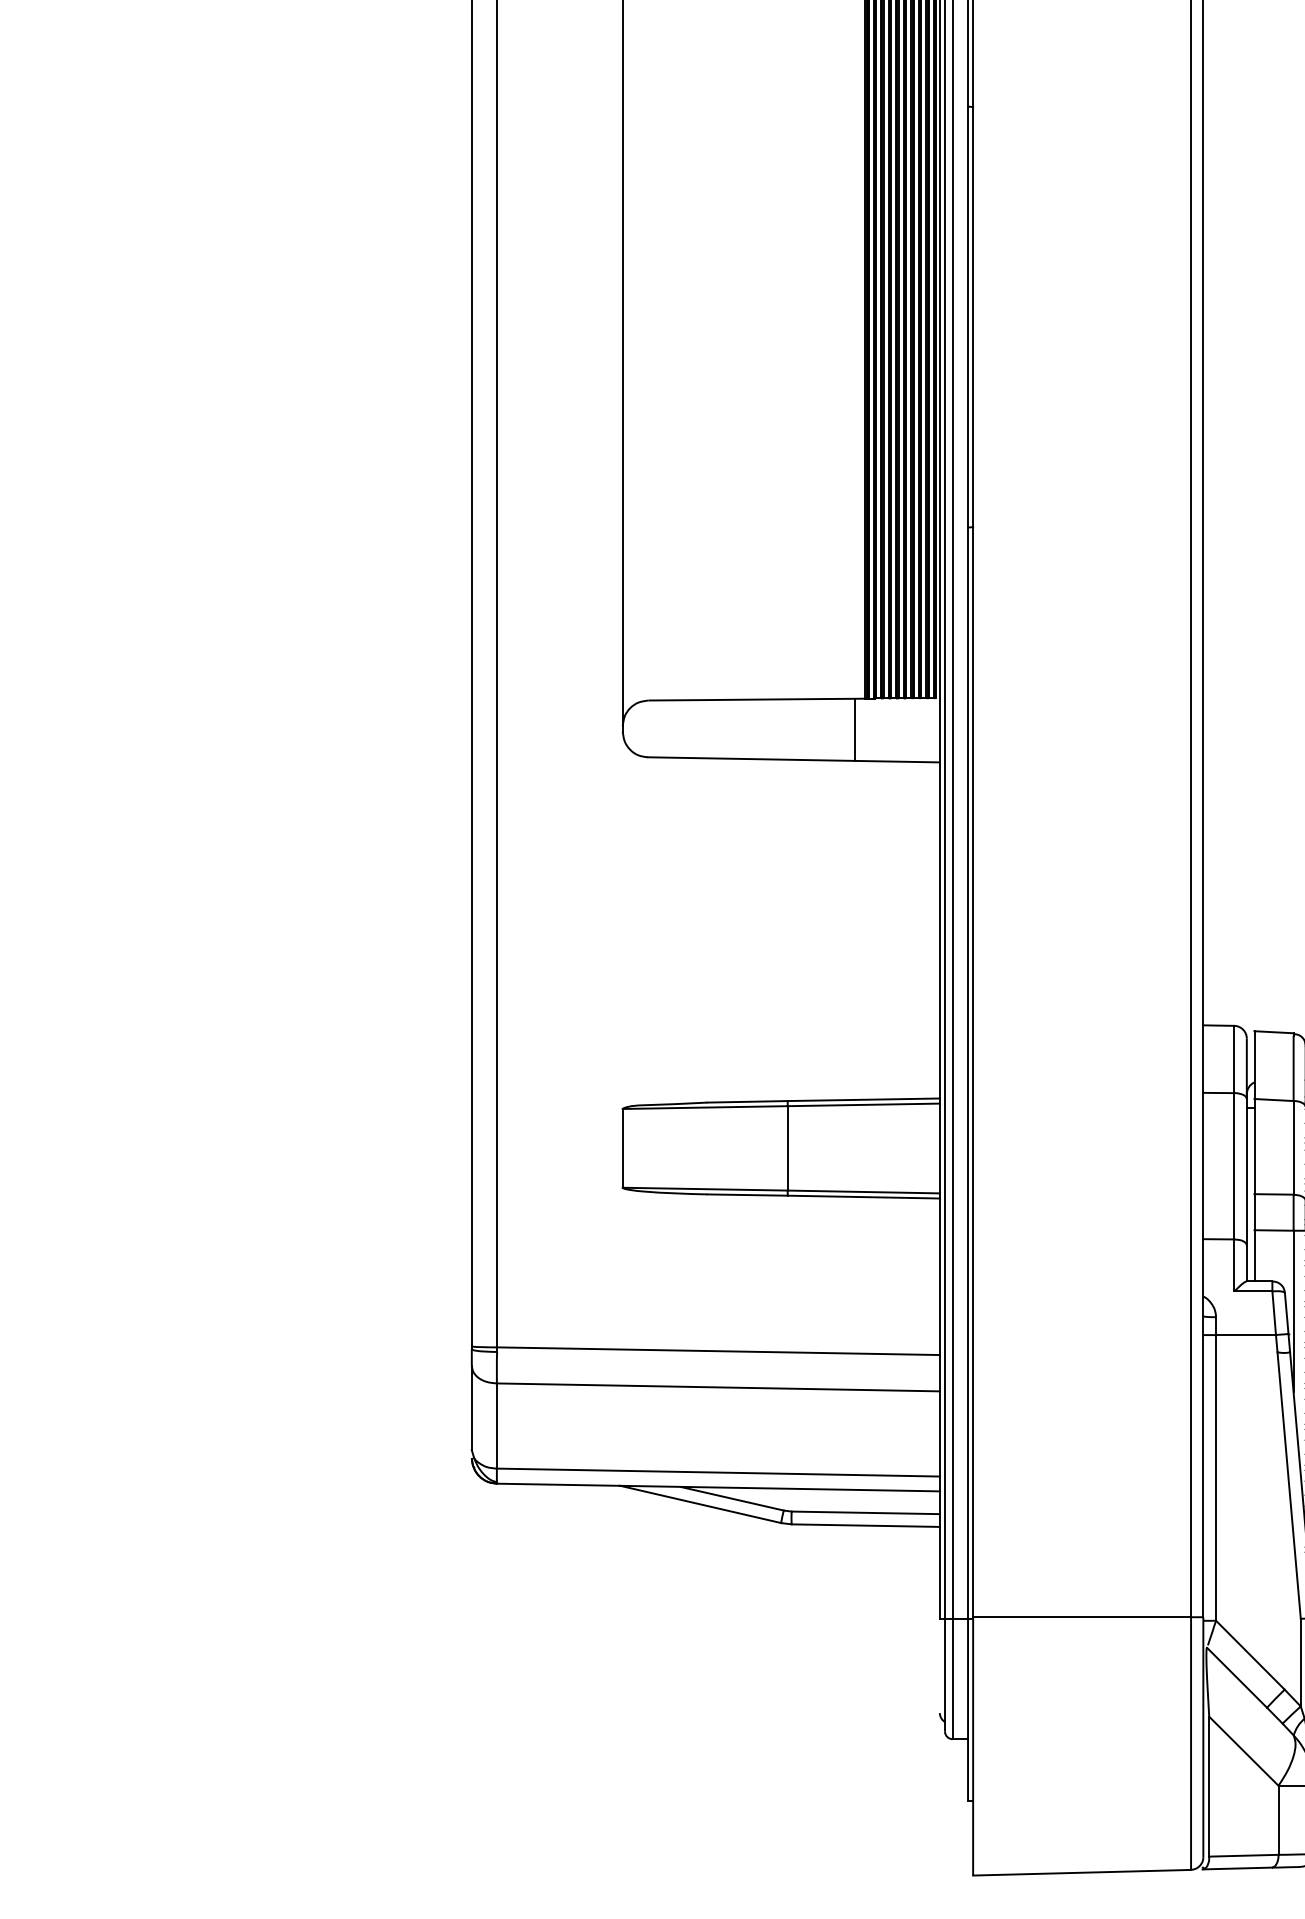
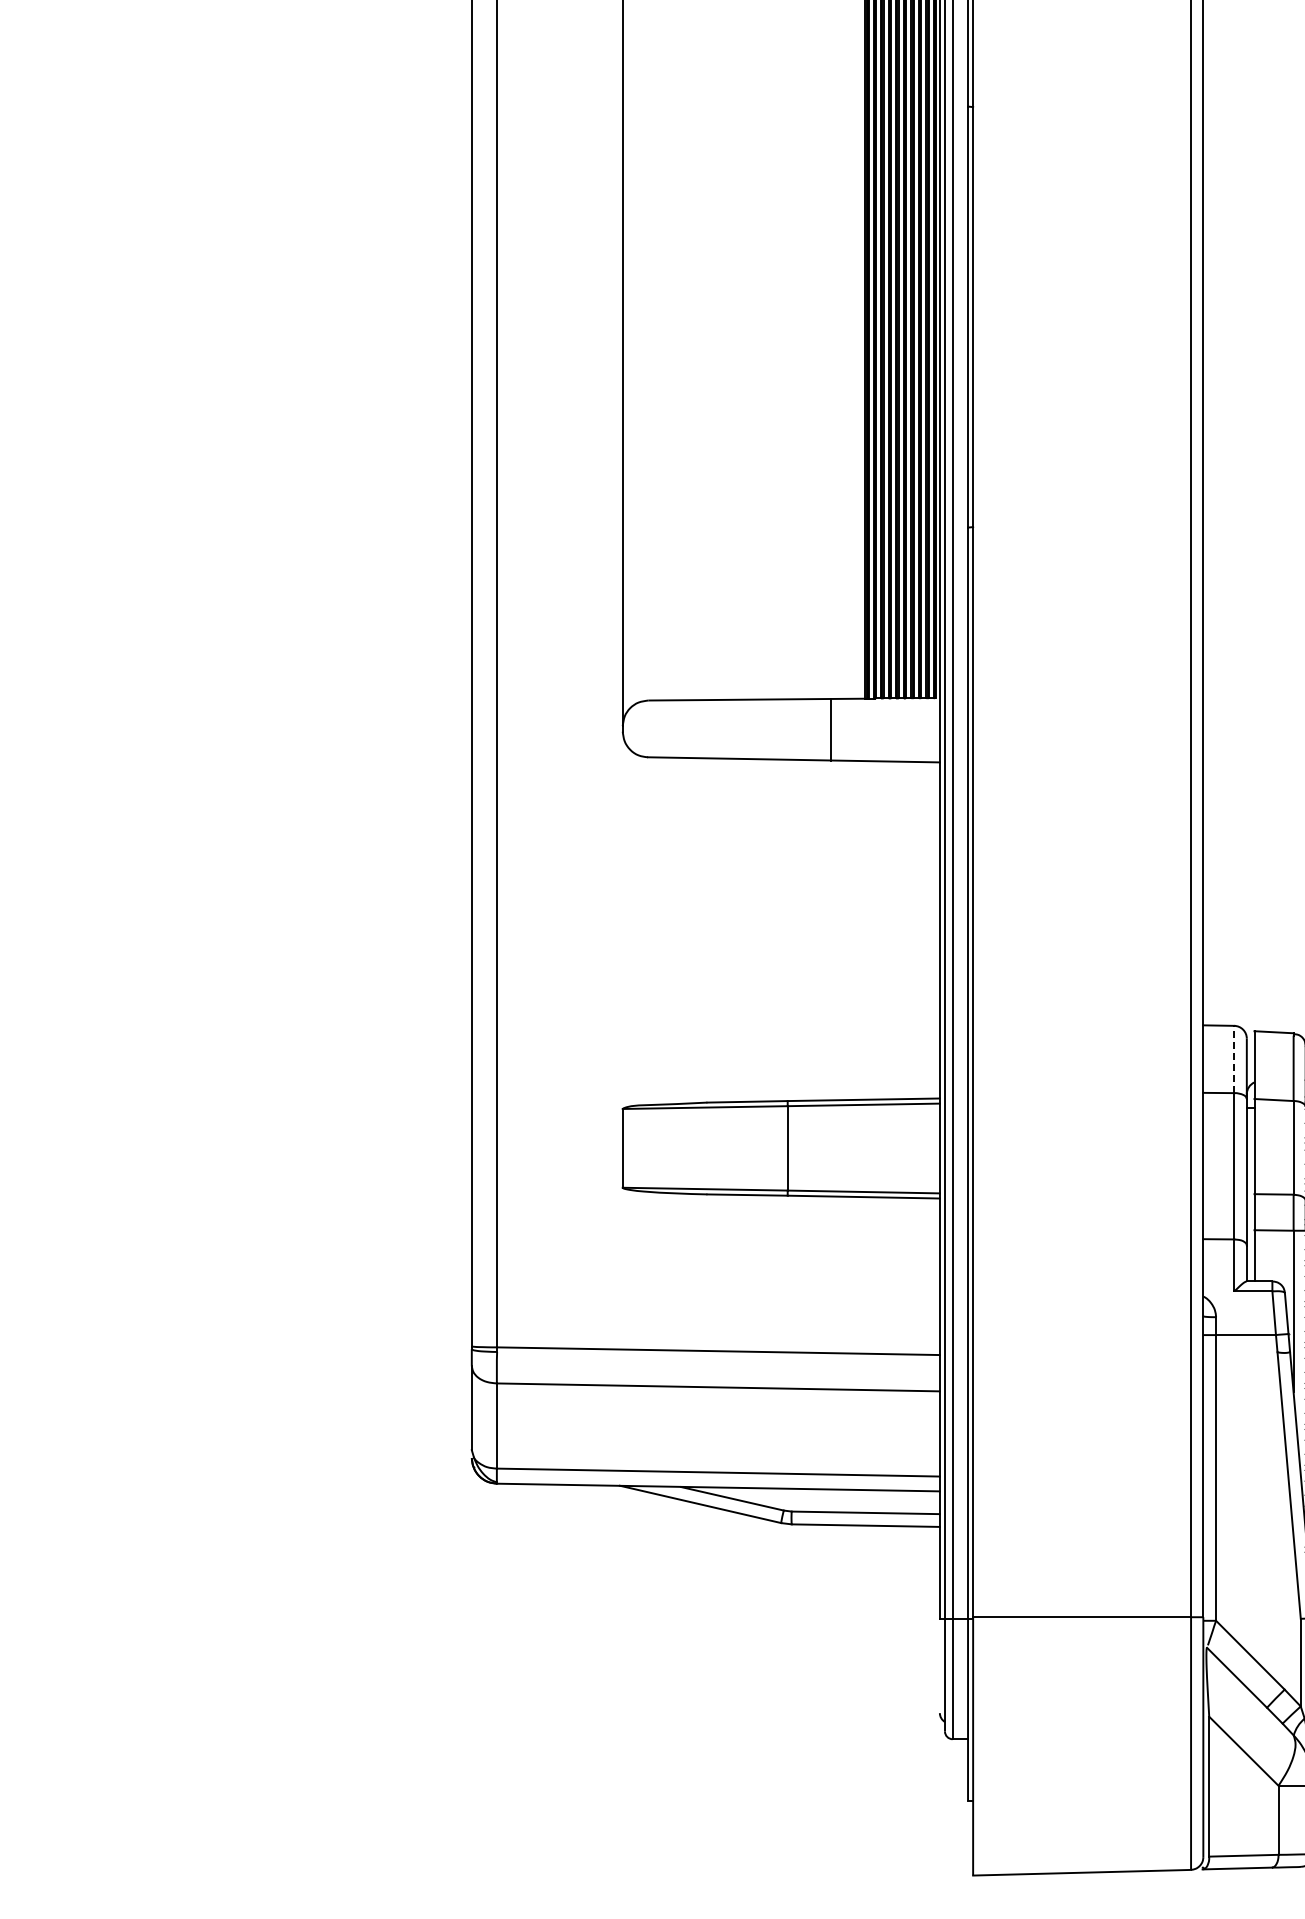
line position: (855, 729) -> (831, 729) (831, 729)
line: solid -> dashed (1234, 1059)
